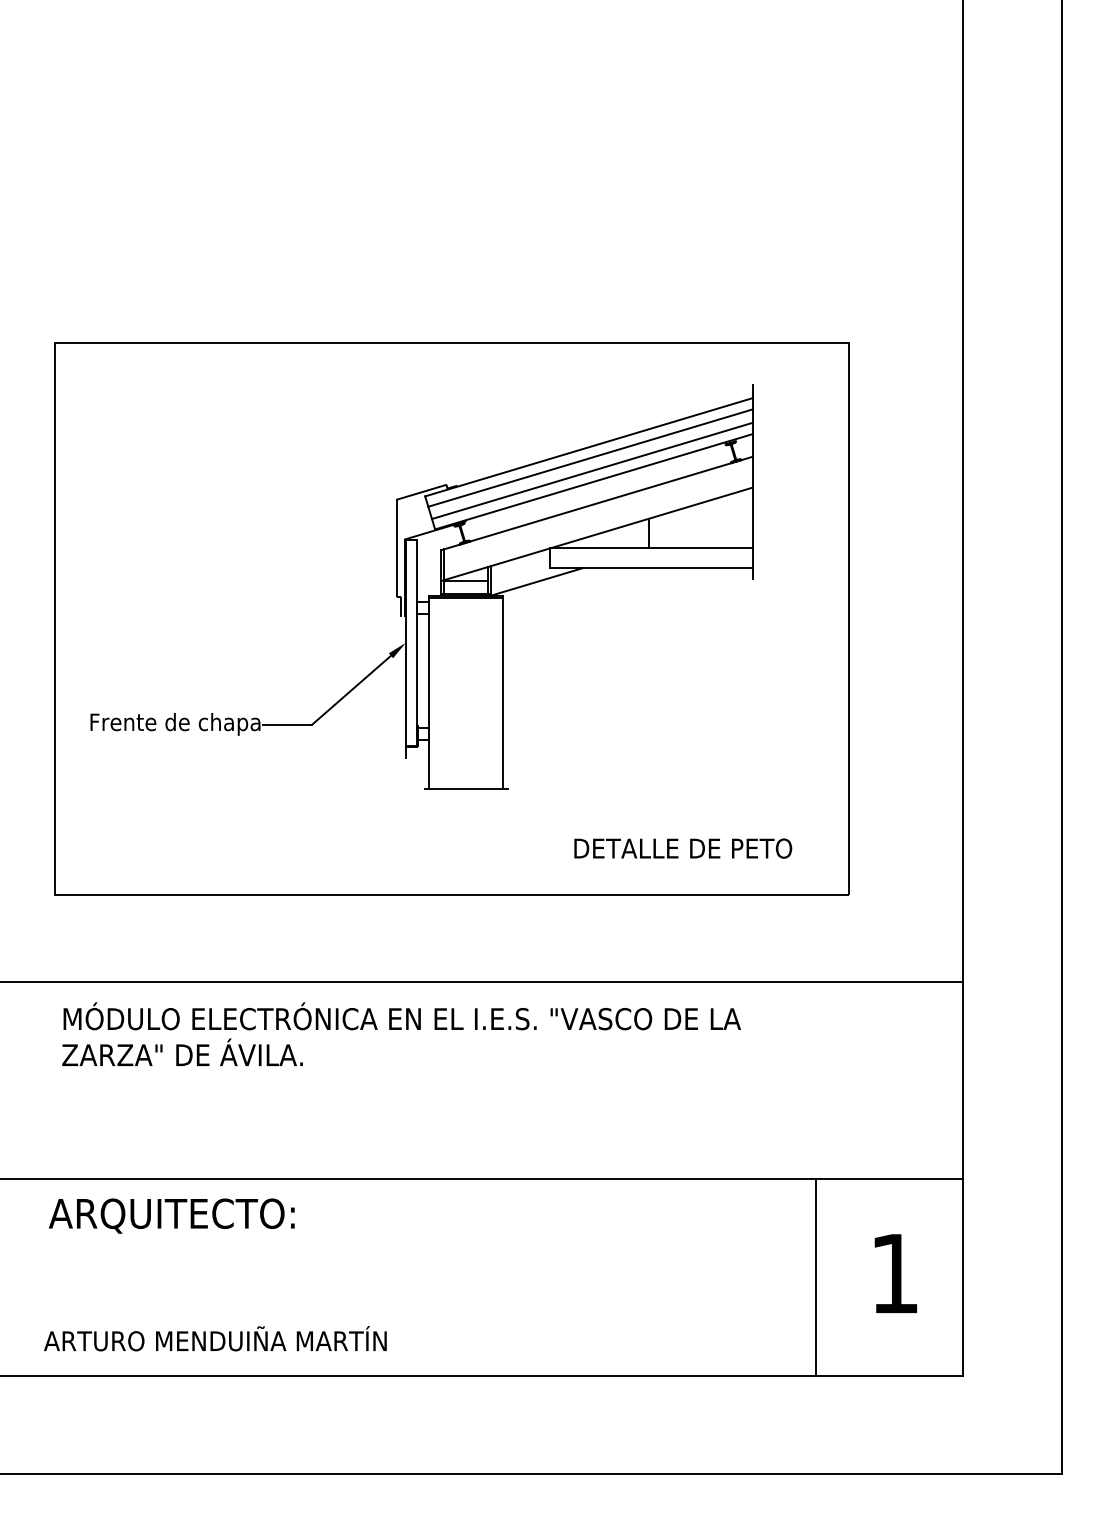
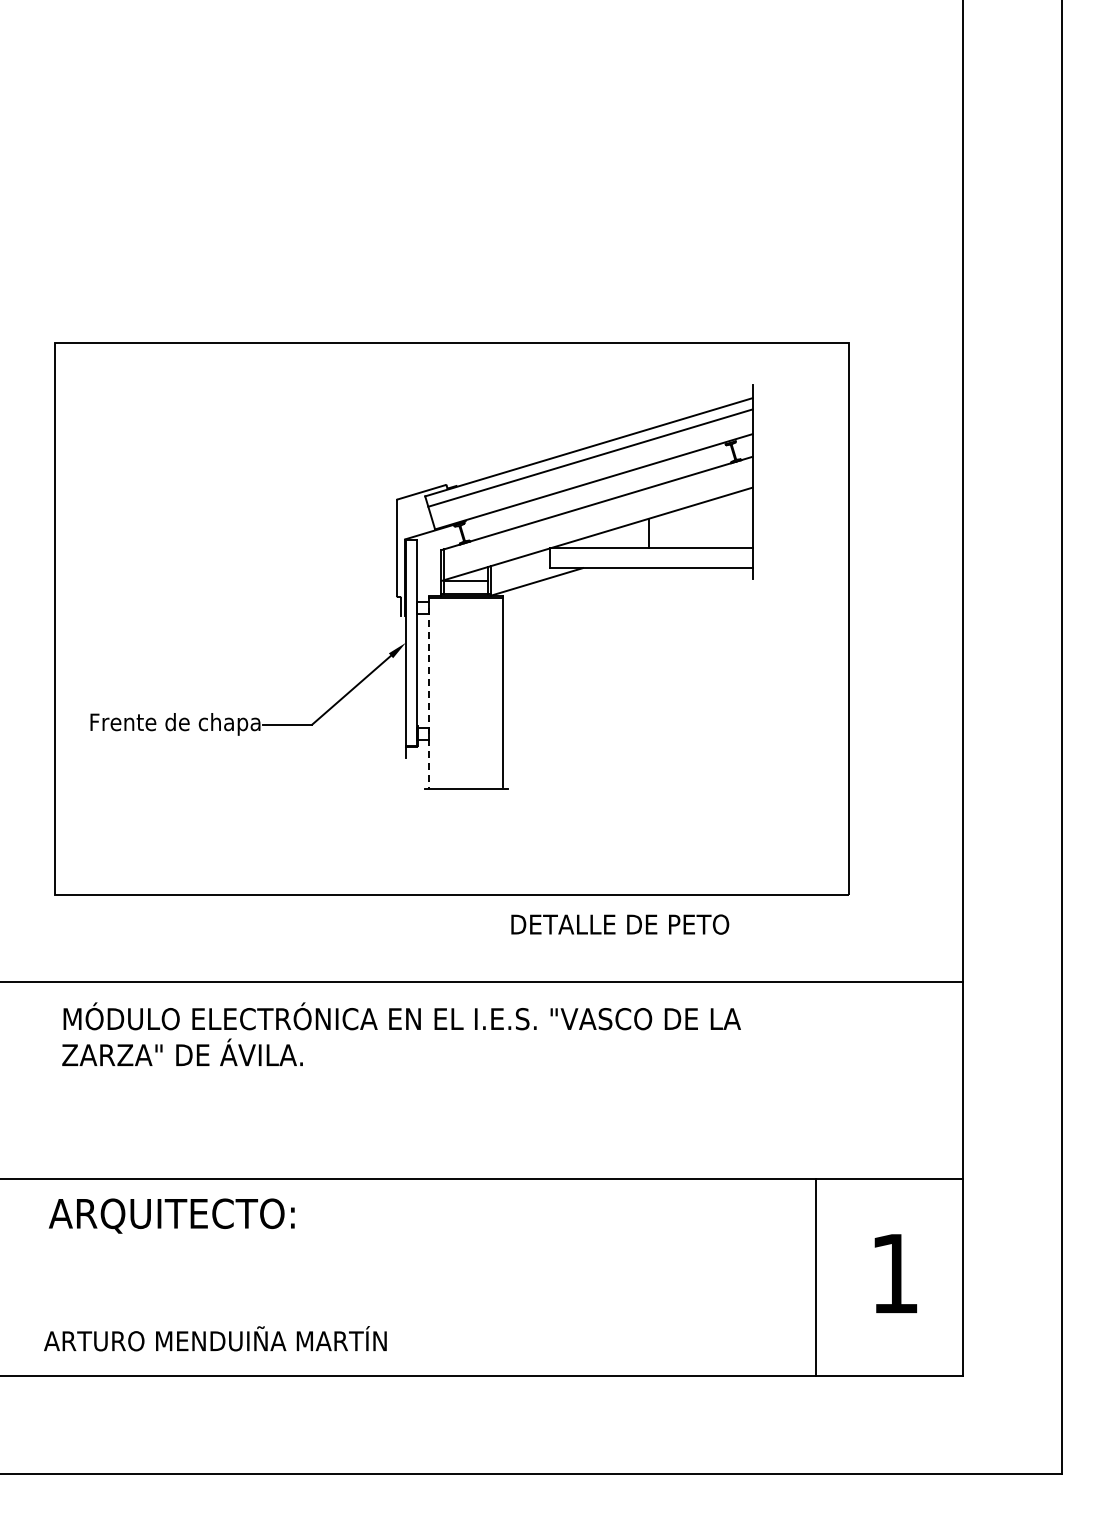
line: present -> none (591, 470)
line: solid -> dashed (429, 692)
text position: (683, 848) -> (620, 924) (620, 924)
